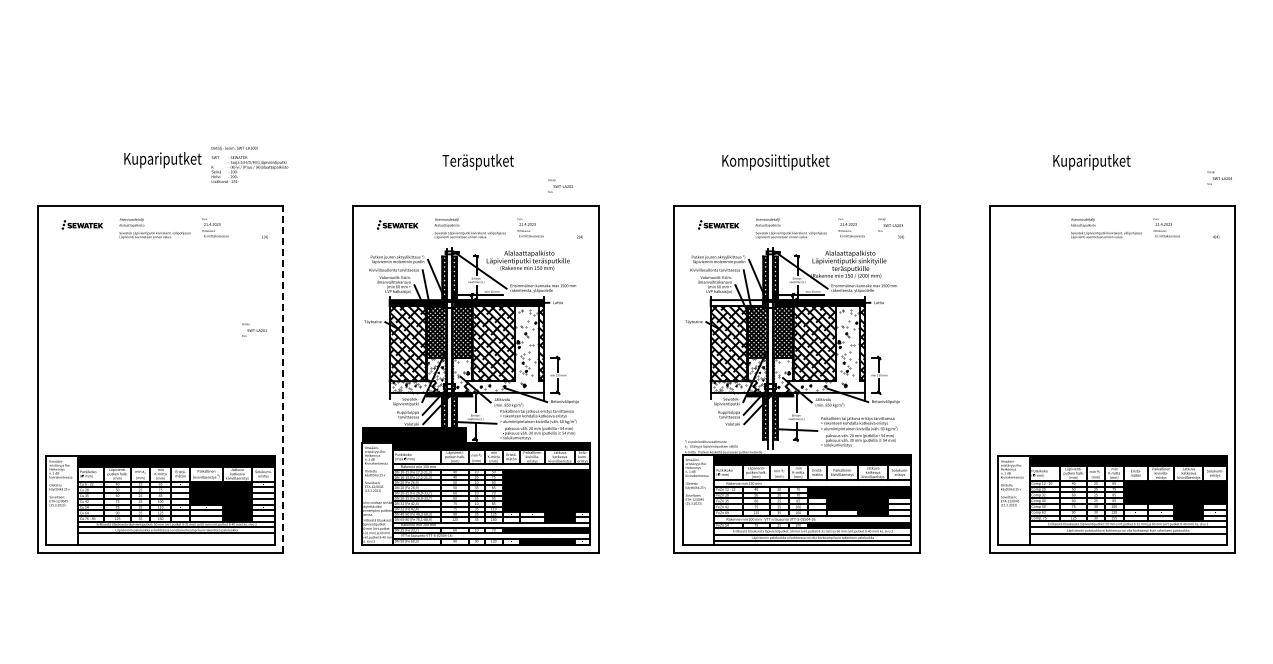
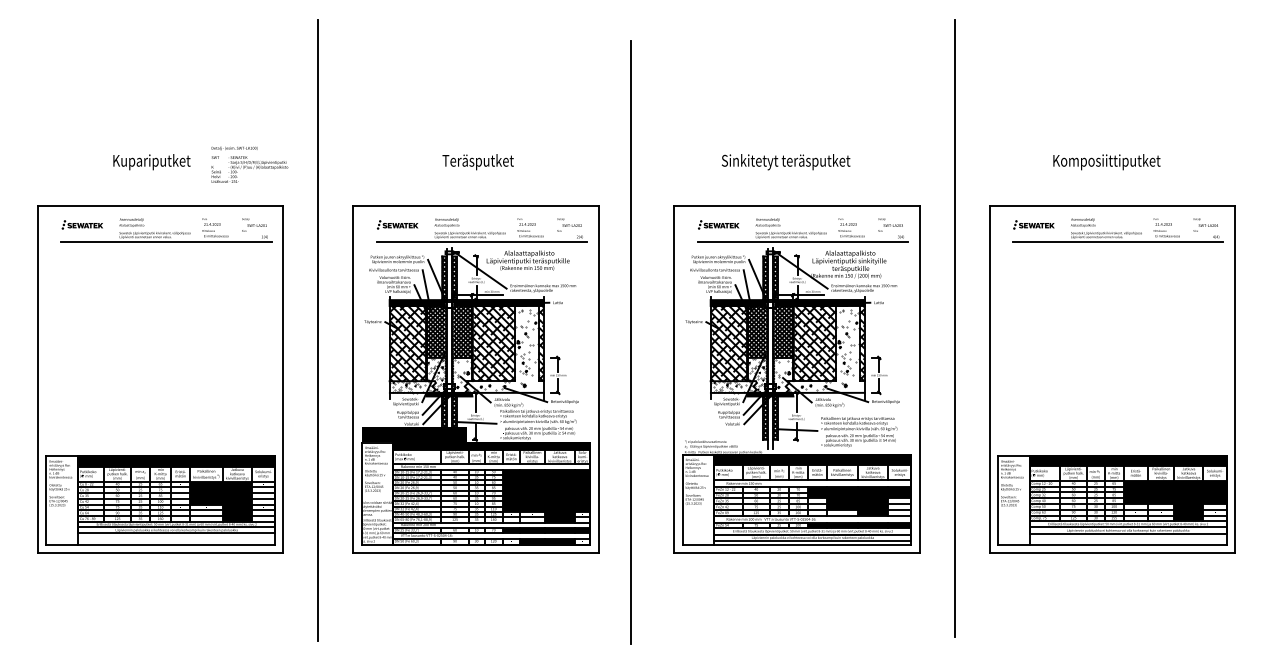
text position: (162, 160) -> (151, 162) (151, 162)
text: Komposiittiputket -> Sinkitetyt teräsputket (785, 162)
text: Kupariputket -> Komposiittiputket (1110, 162)
text position: (1219, 177) -> (1205, 224) (1205, 224)
text position: (560, 185) -> (569, 224) (569, 224)
part: none -> present (1033, 224)
line: none -> present (166, 241)
line: none -> present (481, 241)
line: none -> present (802, 241)
line: none -> present (1117, 241)
fill: none -> present (736, 302)
line: none -> present (954, 328)
text position: (254, 329) -> (254, 224) (254, 224)
line: none -> present (318, 329)
line: none -> present (631, 342)
line: dashed -> solid (283, 378)
